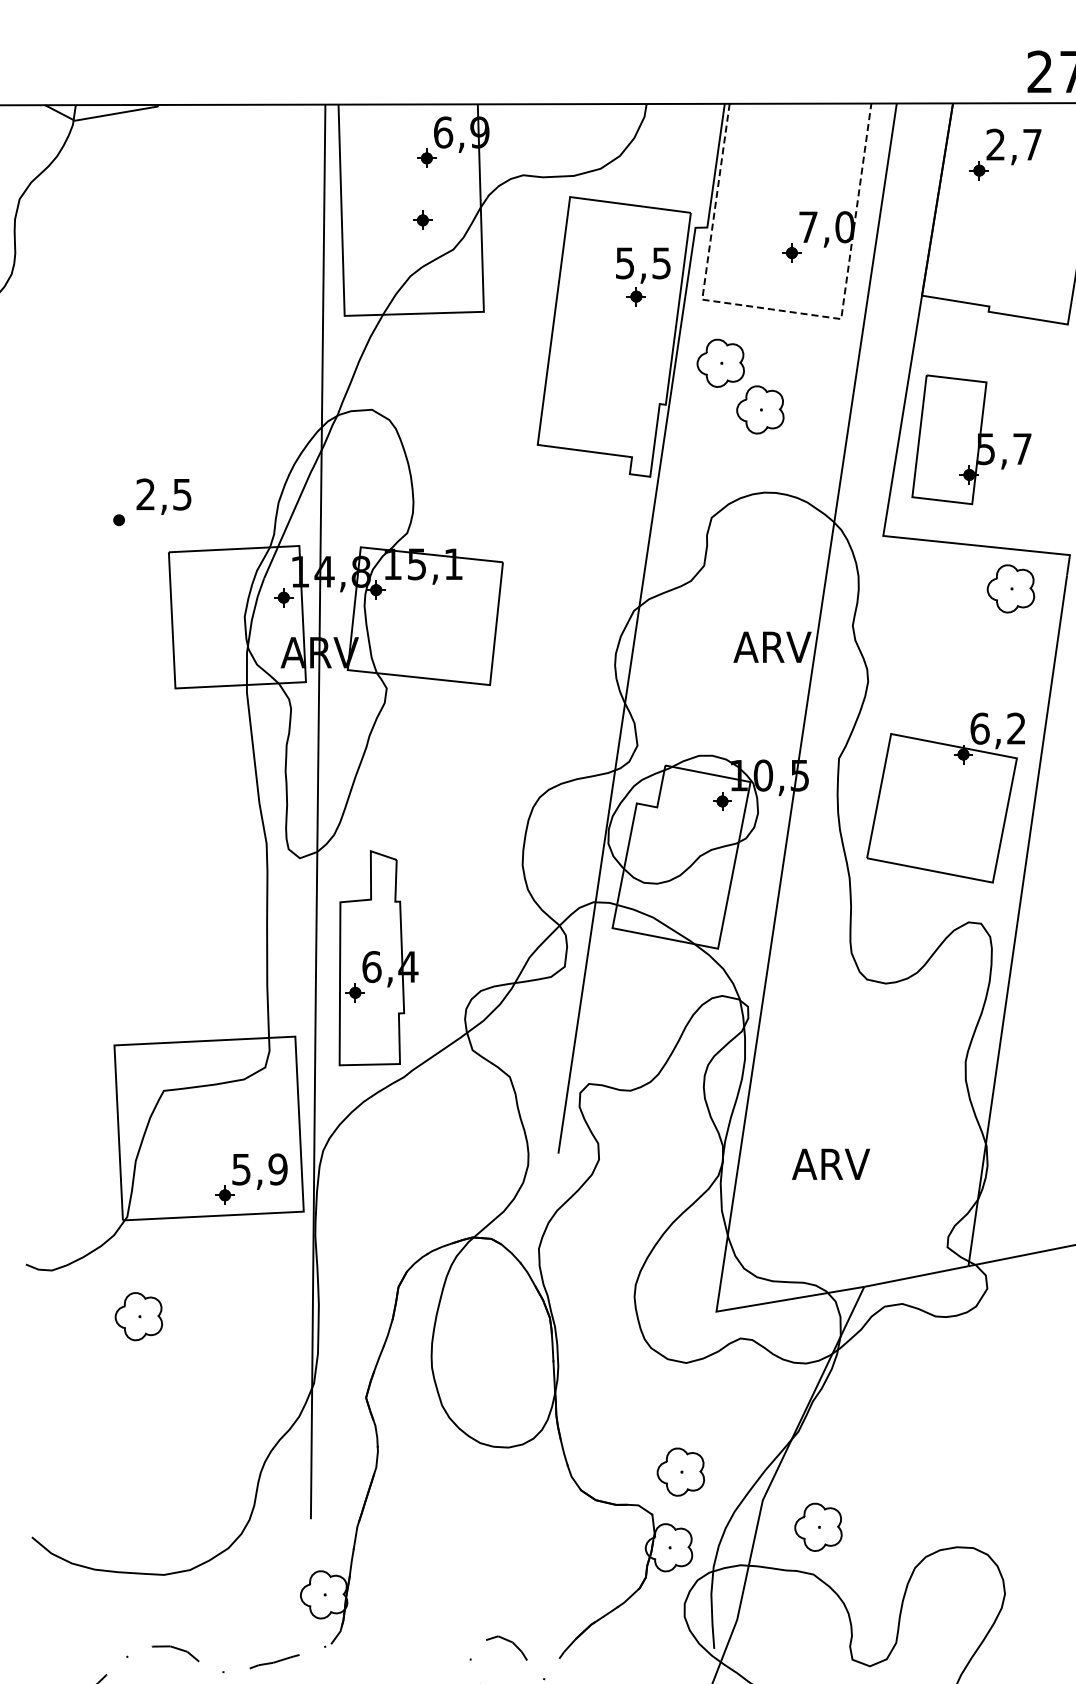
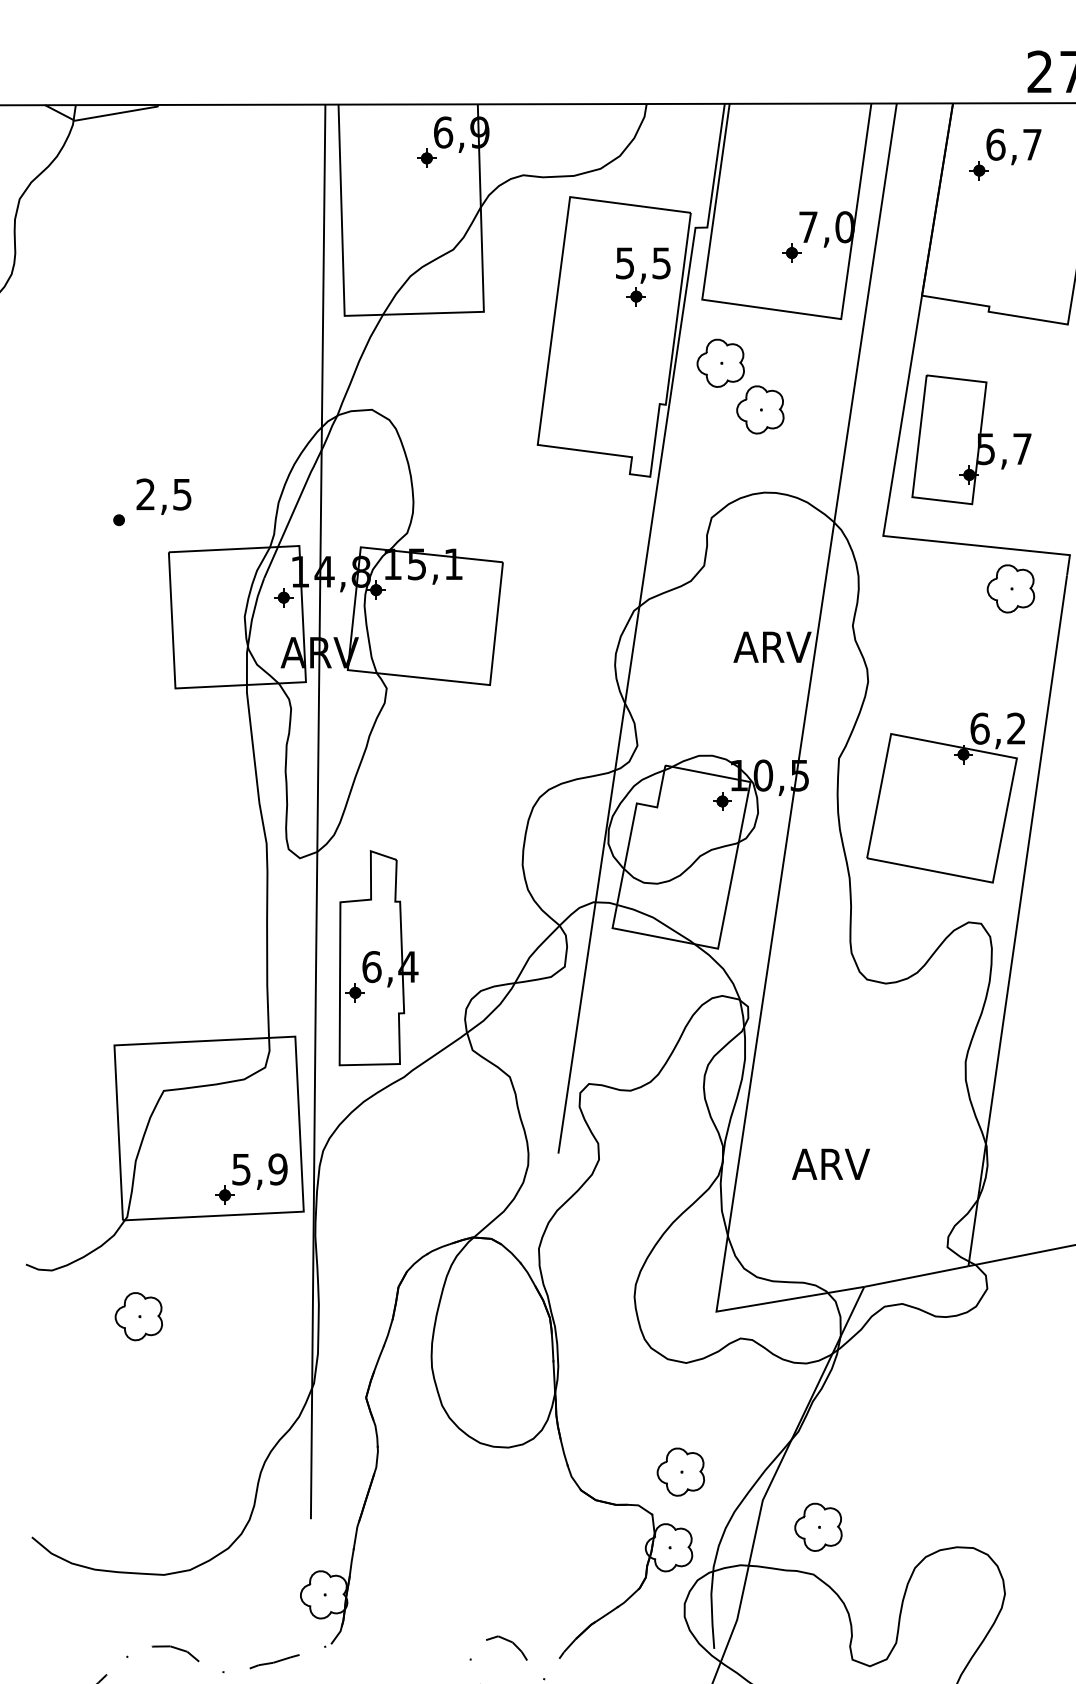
text: 2,7 -> 6,7 (995, 144)
part: present -> none (422, 219)
line: dashed -> solid (782, 310)
